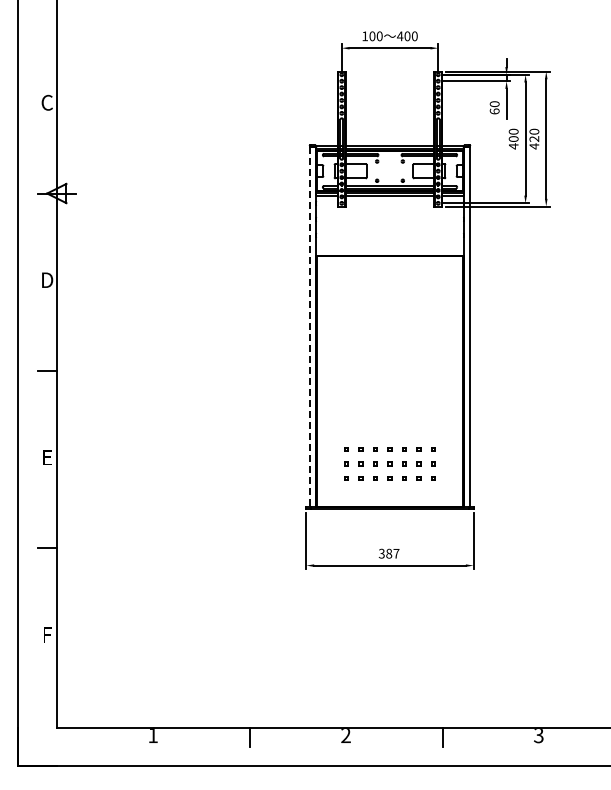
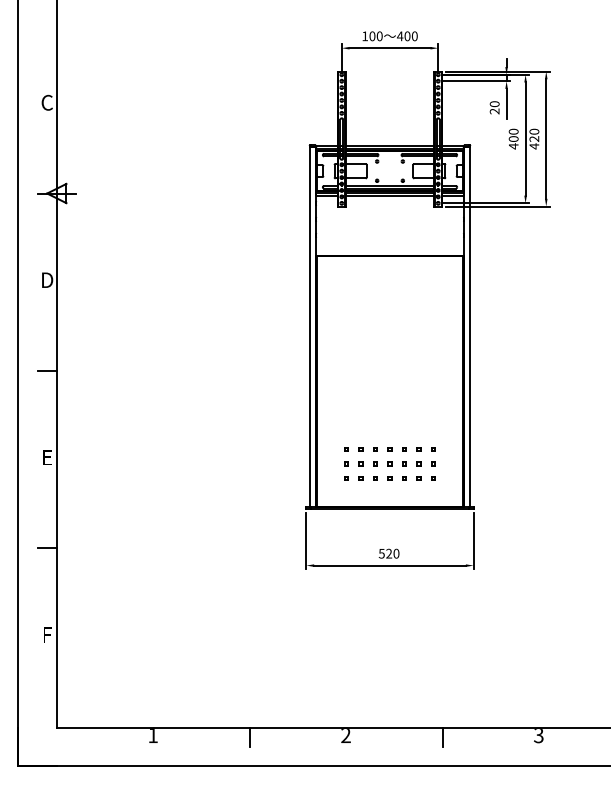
text: 60 -> 20 (494, 111)
line: dashed -> solid (309, 327)
text: 387 -> 520 (389, 553)
